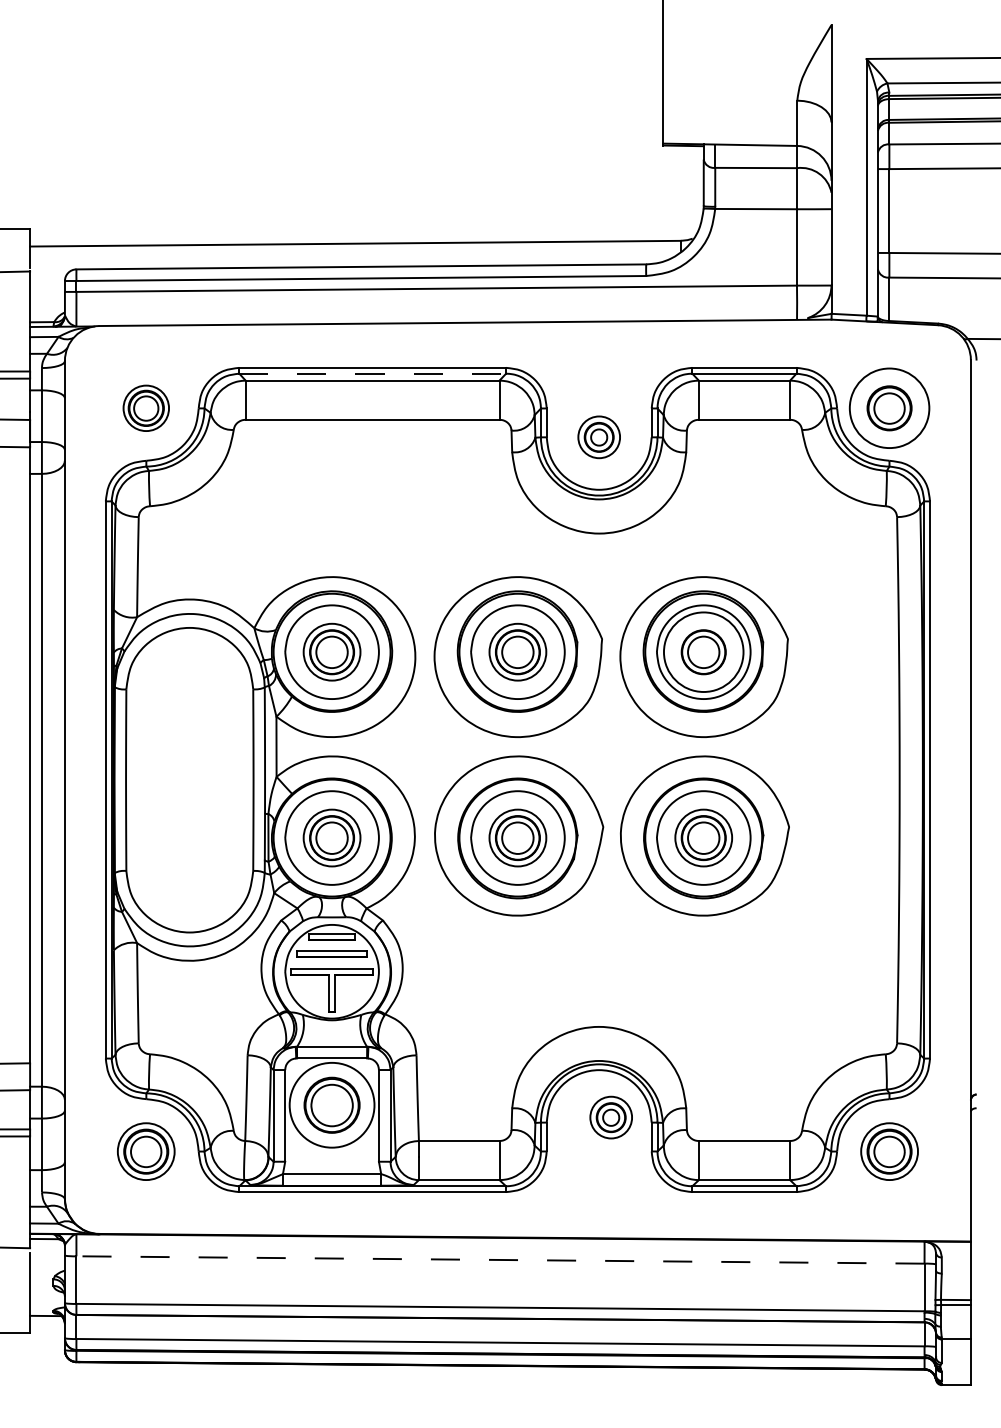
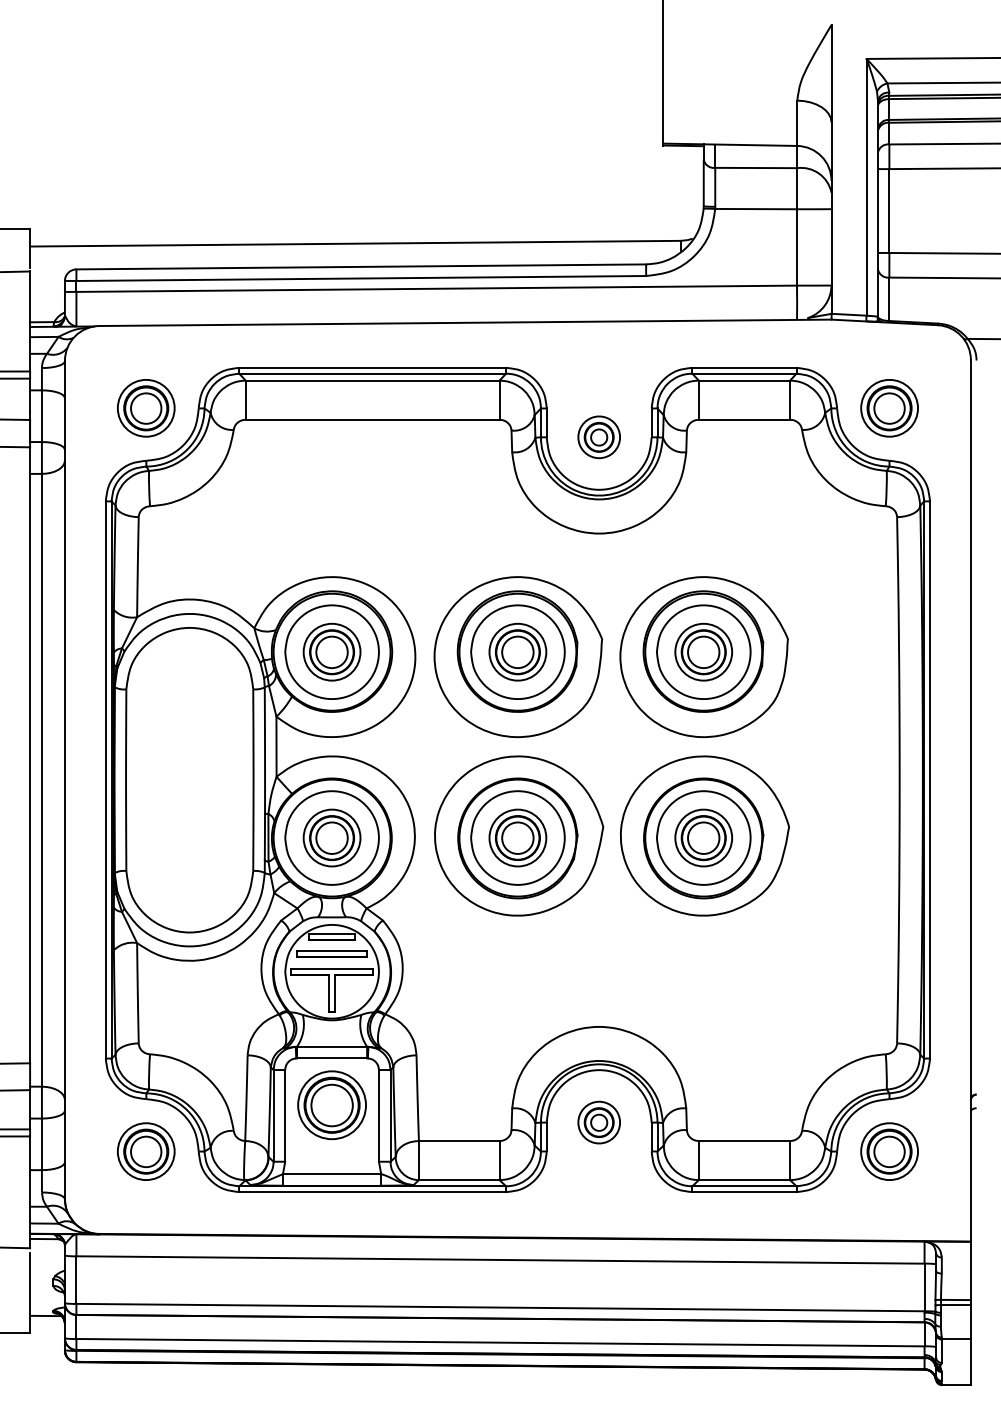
line: dashed -> solid (373, 373)
part size: 48x48 px -> 59x59 px (146, 408)
circle diameter: 80 px -> 57 px (889, 407)
circle diameter: 80 px -> 57 px (703, 651)
circle diameter: 85 px -> 68 px (332, 1105)
part position: (610, 1117) -> (598, 1122) (598, 1122)
line: dashed -> solid (500, 1259)
